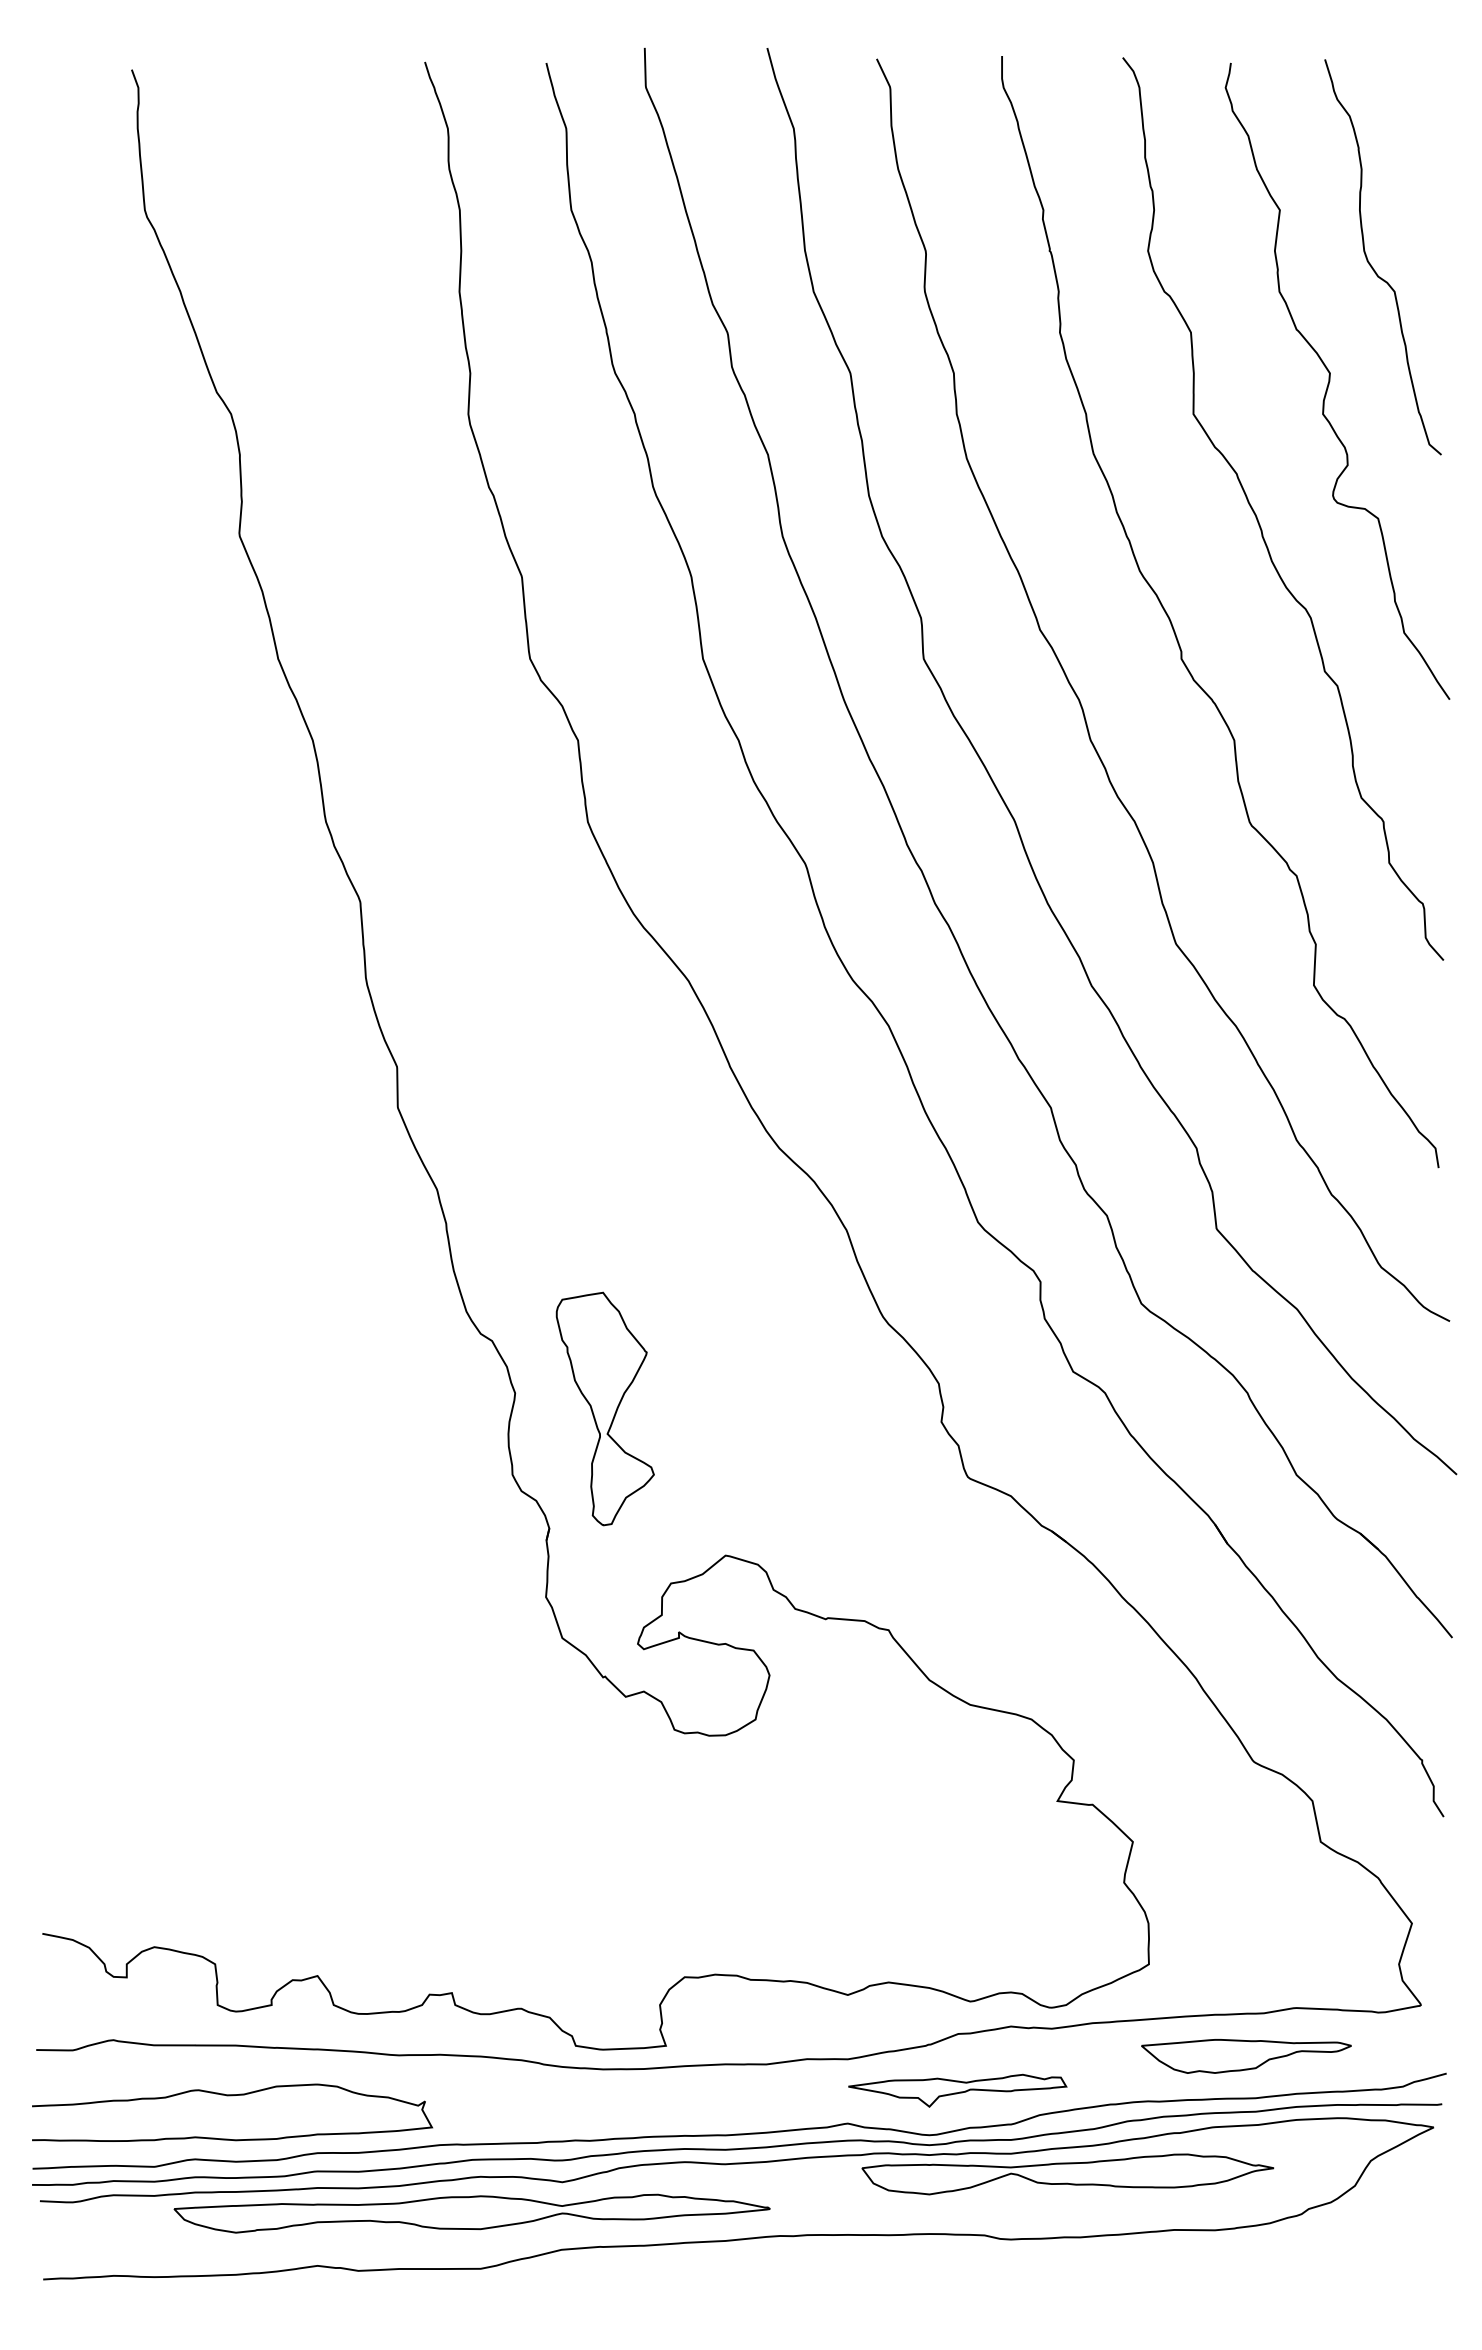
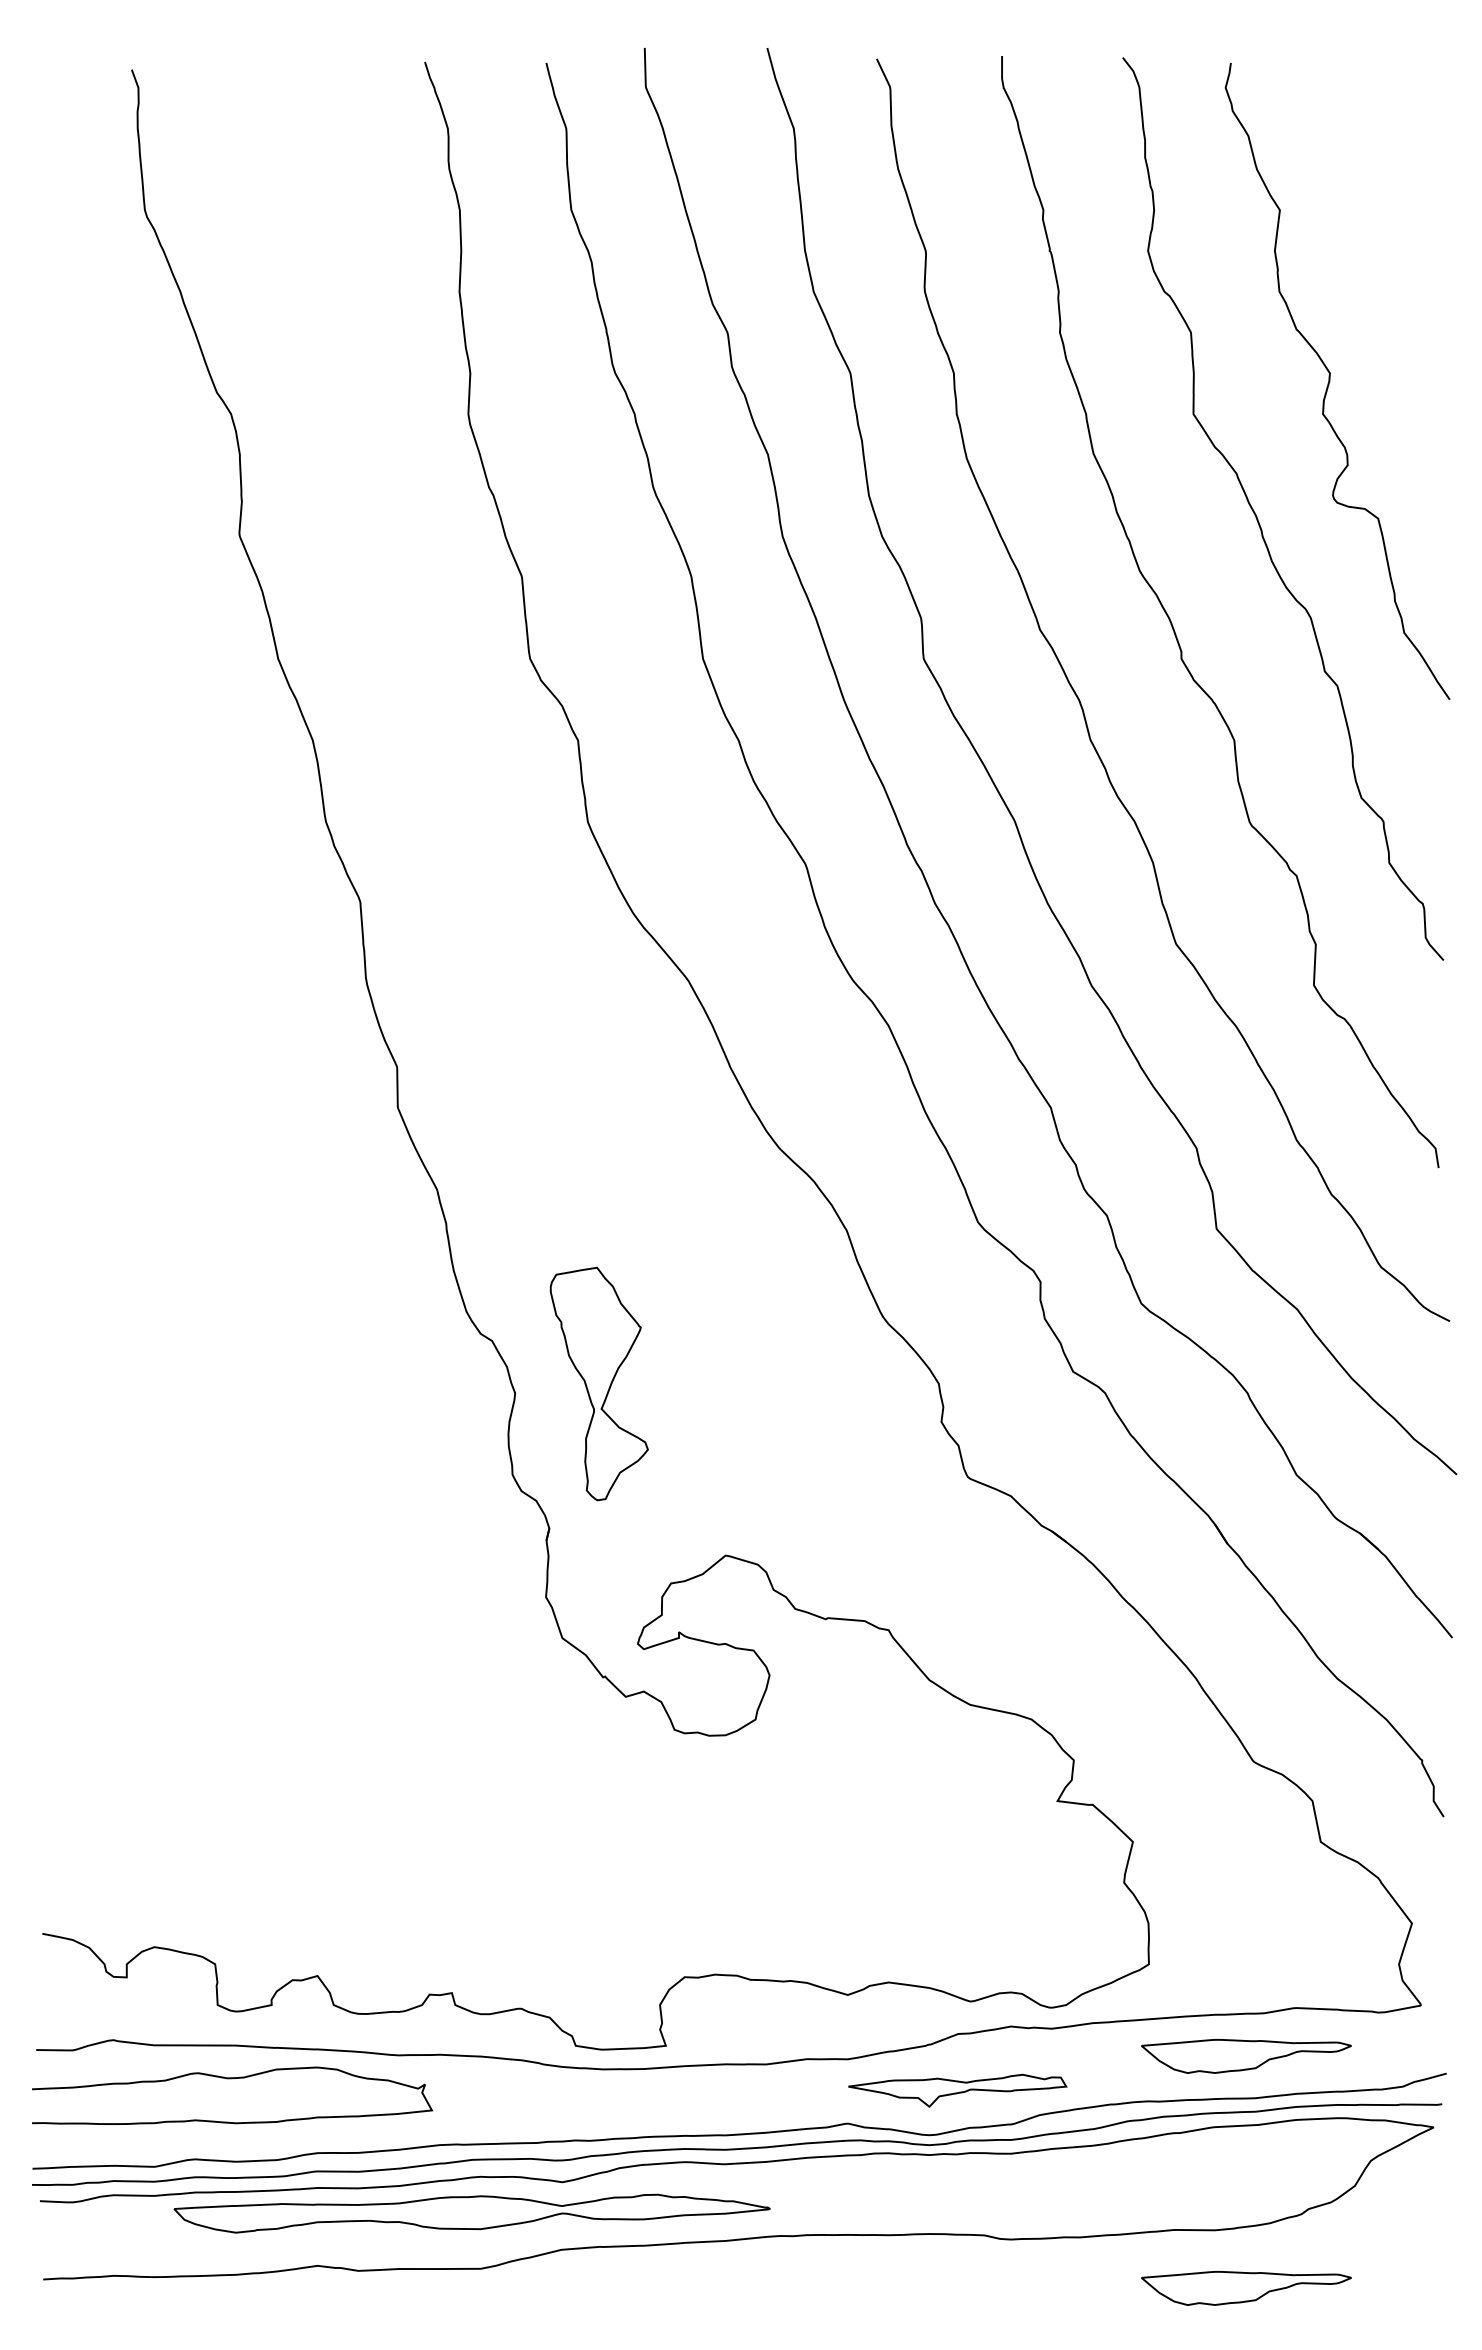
curve: present -> none (1371, 264)
part position: (604, 1408) -> (598, 1383) (598, 1383)
curve position: (232, 2096) -> (232, 2079) (232, 2079)
part: present -> none (1067, 2174)
part: none -> present (1246, 2288)
